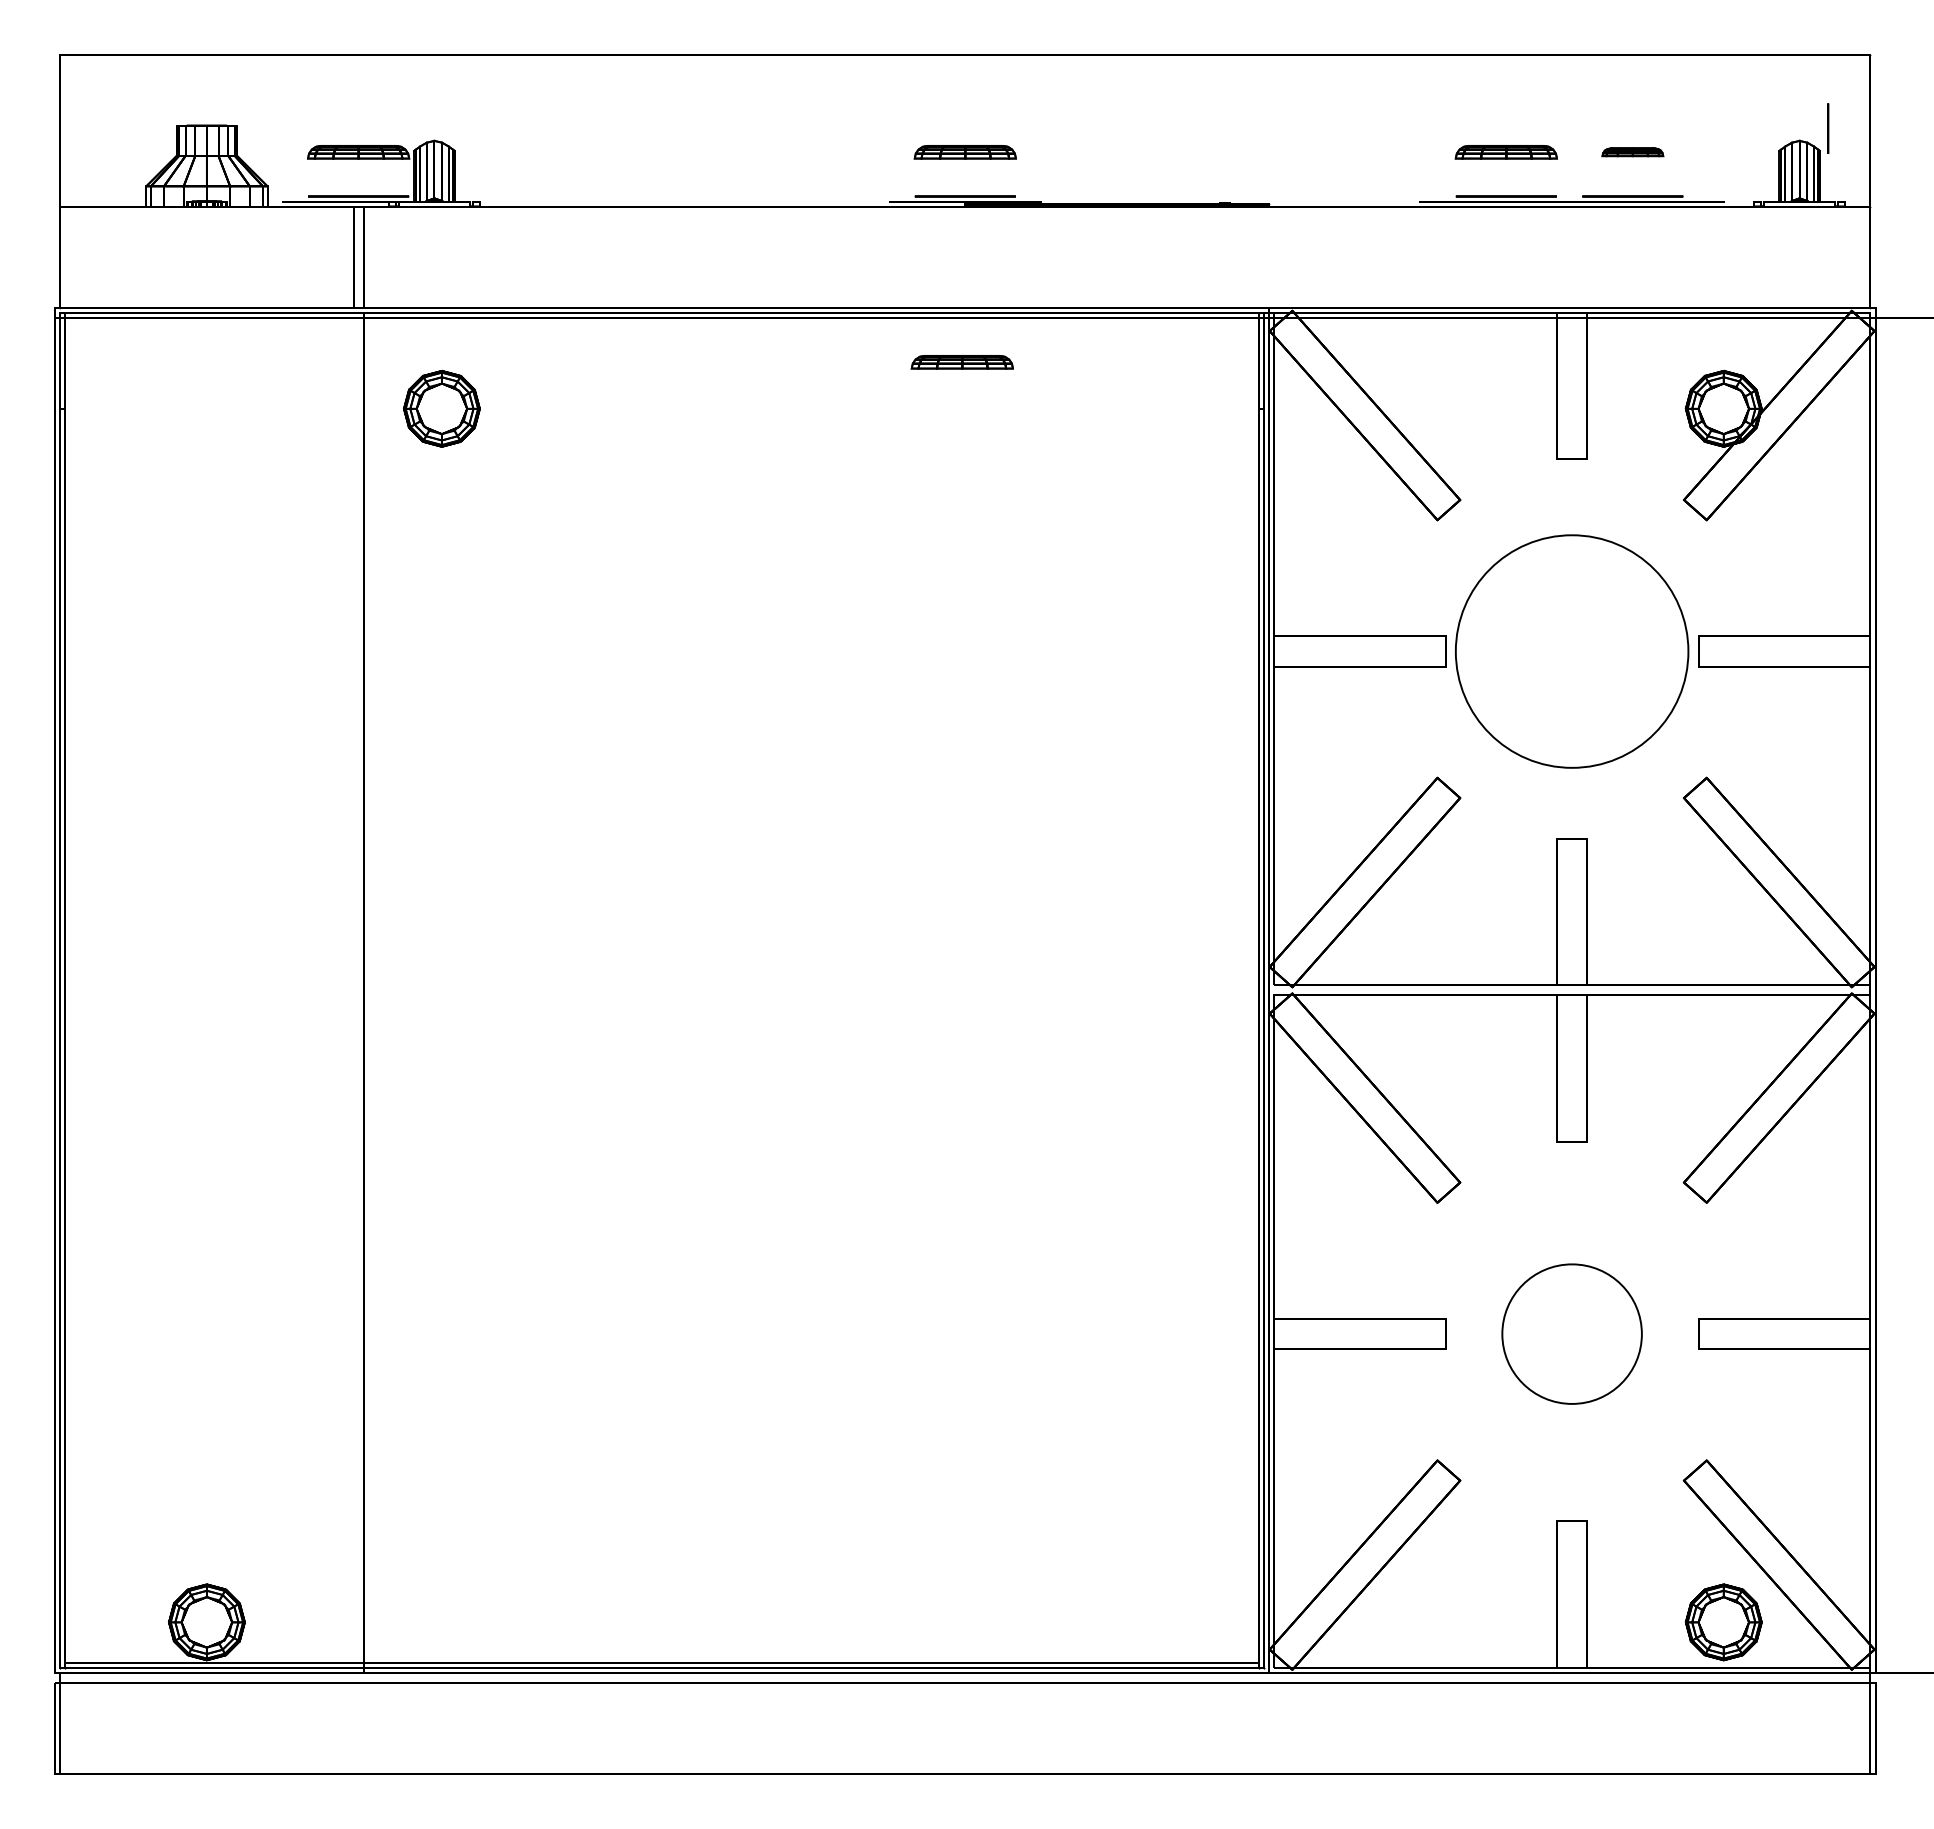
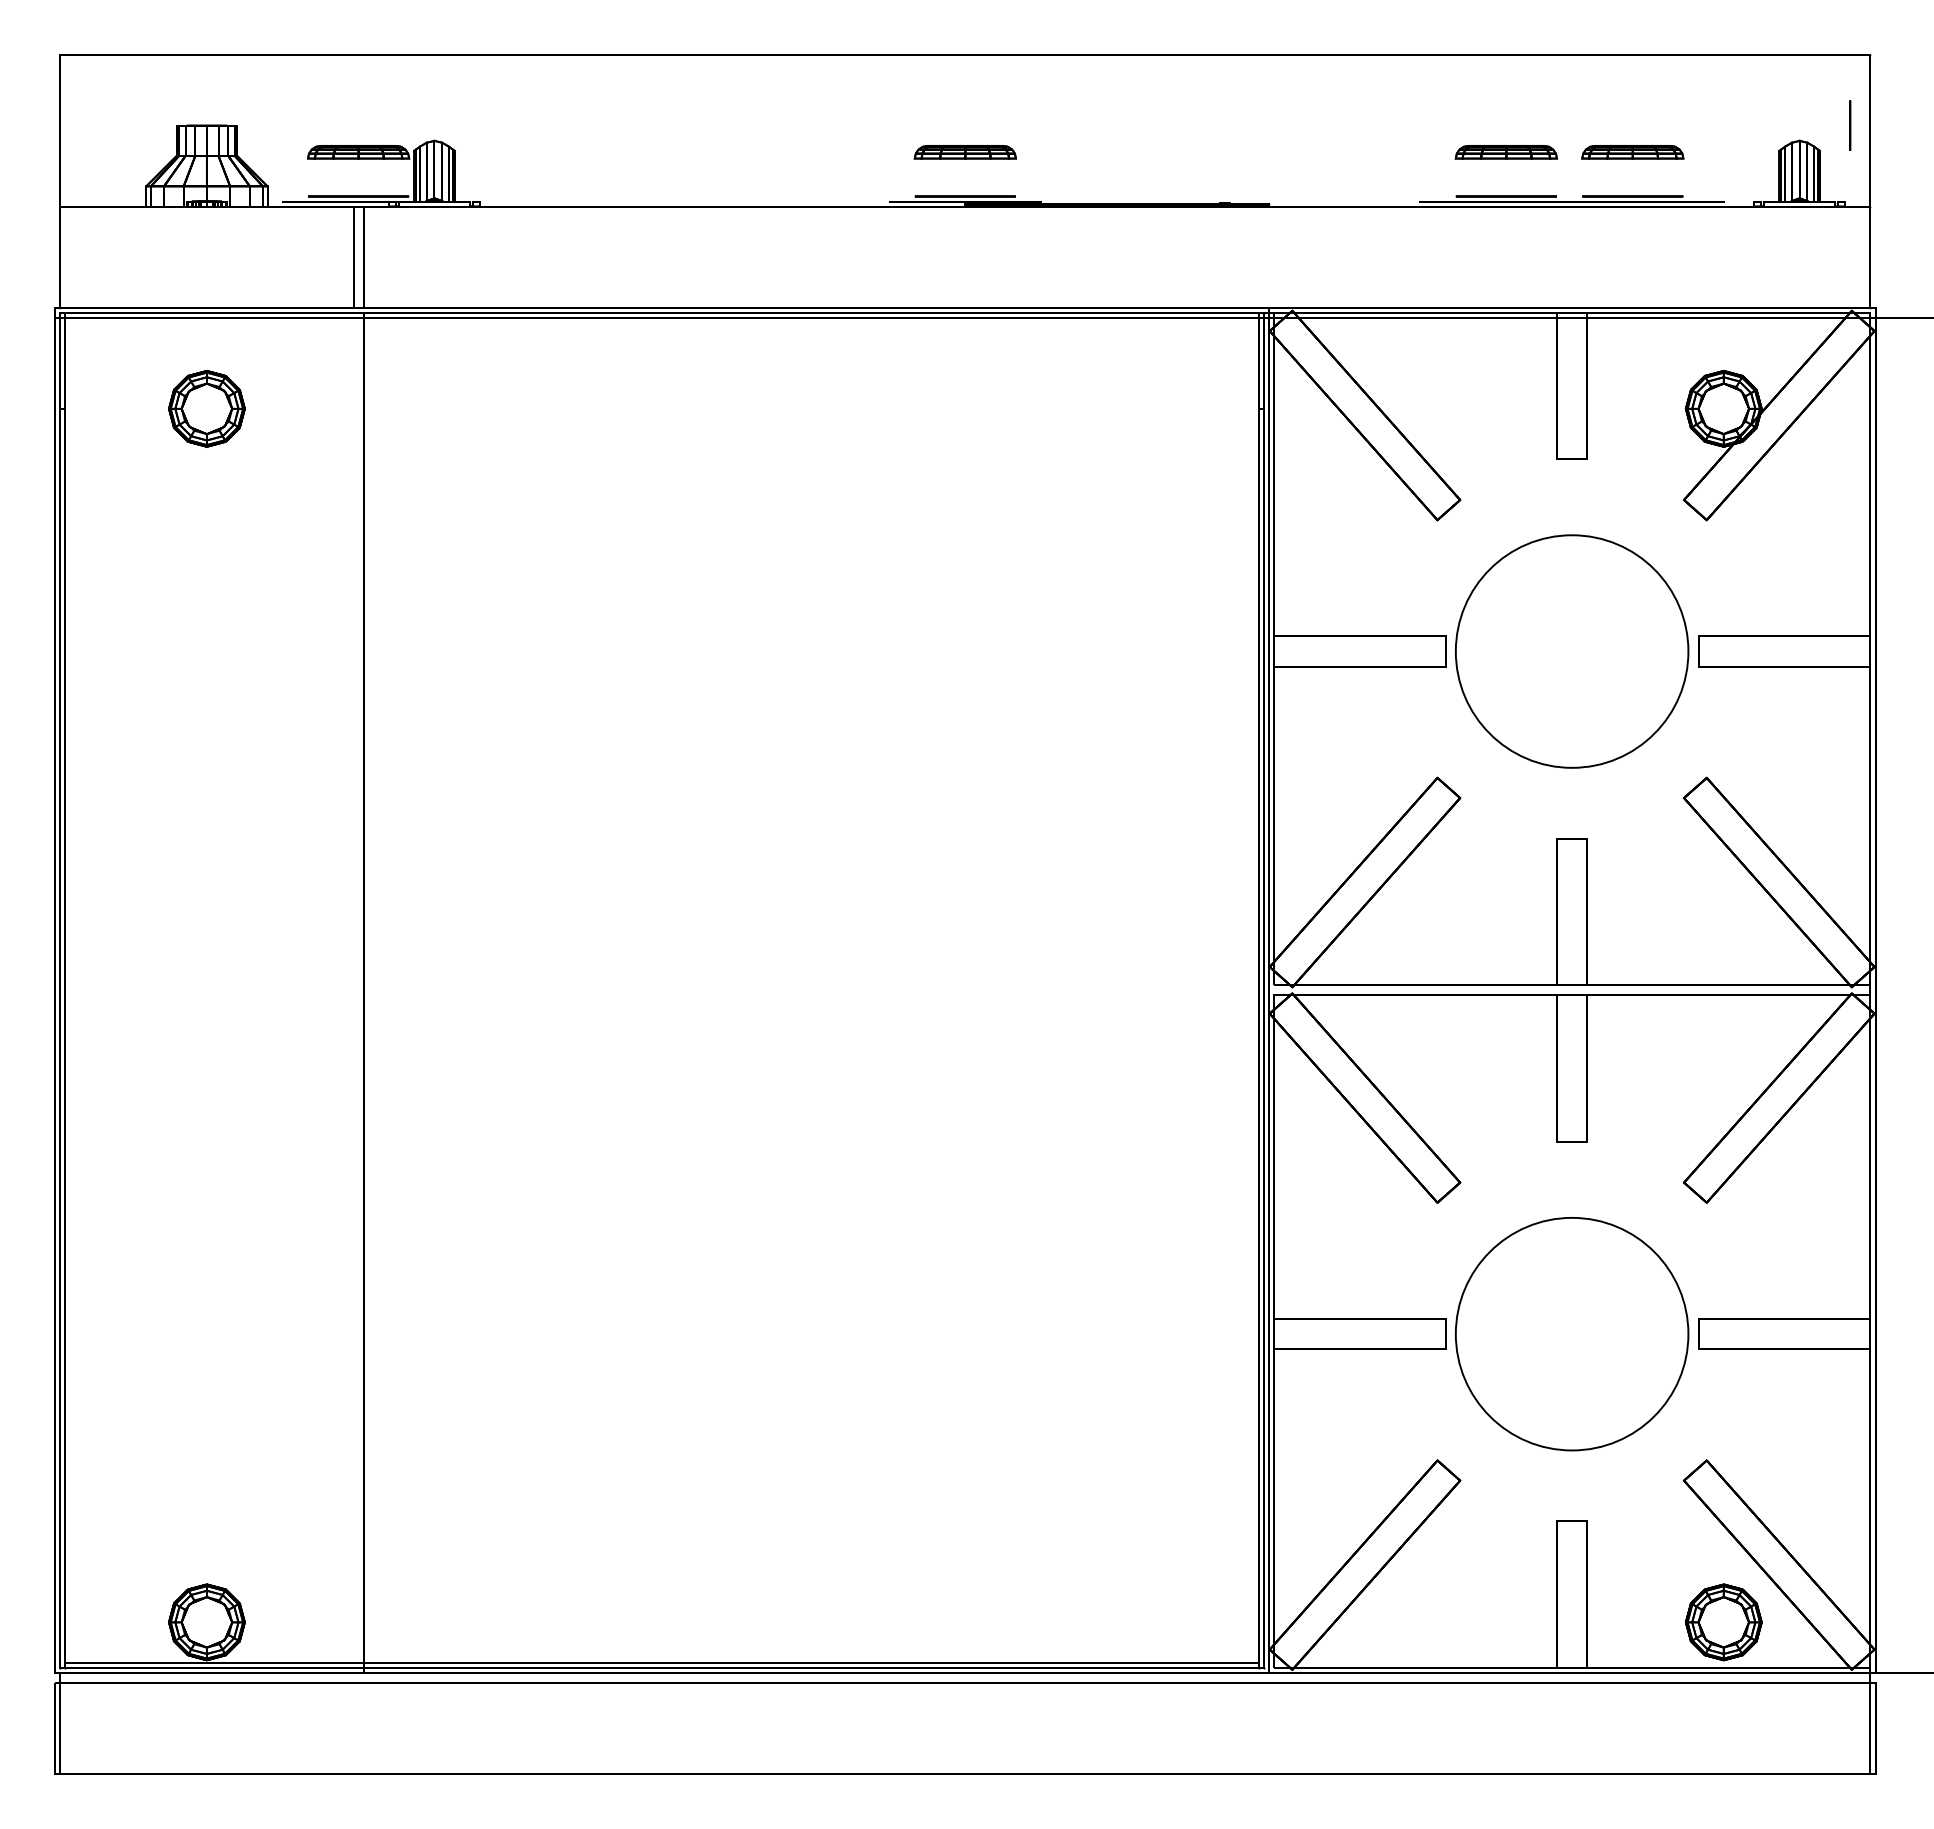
circle position: (1828, 128) -> (1850, 125) (1850, 125)
part size: 64x11 px -> 104x15 px (1632, 152)
part: present -> none (961, 362)
part position: (441, 408) -> (206, 408) (206, 408)
circle diameter: 140 px -> 233 px (1571, 1333)
